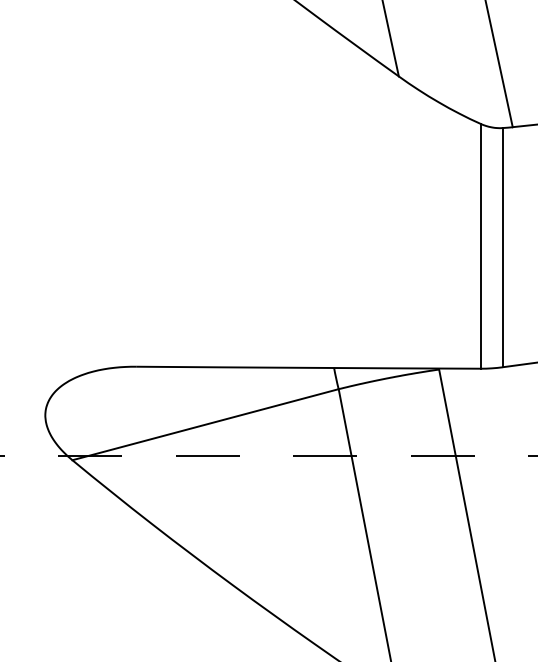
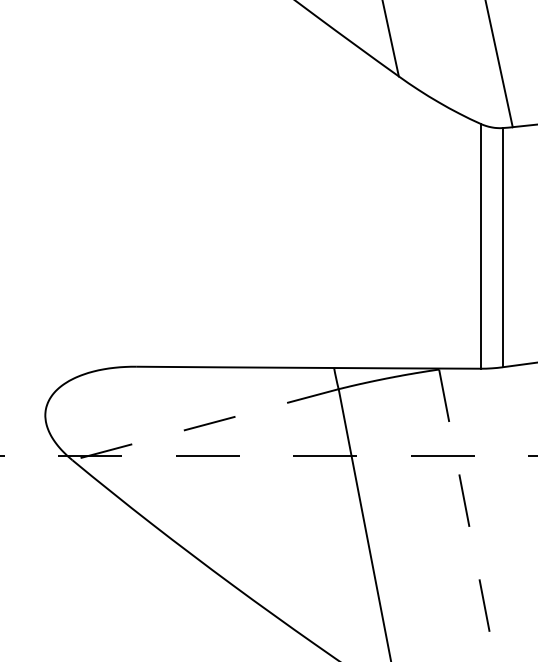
line: solid -> dashed (205, 424)
line: solid -> dashed (467, 515)
